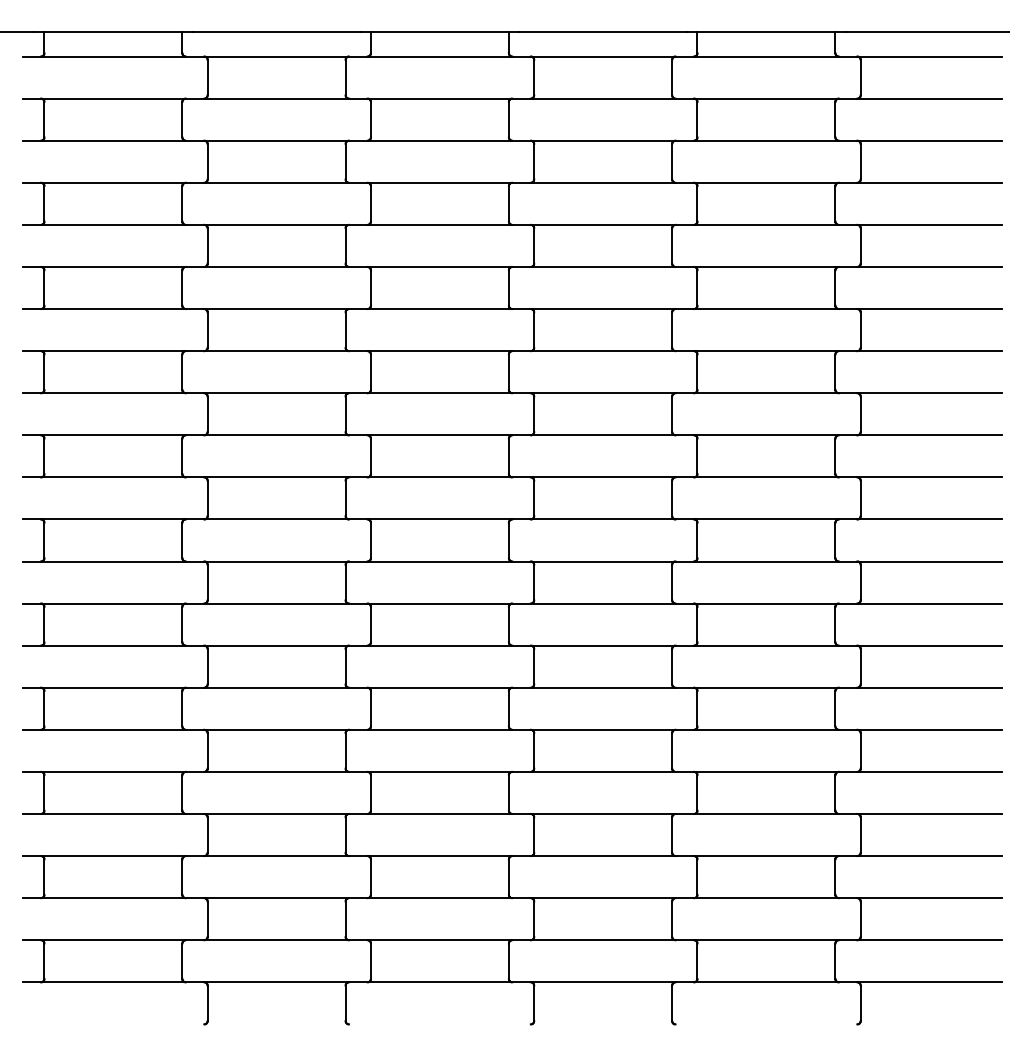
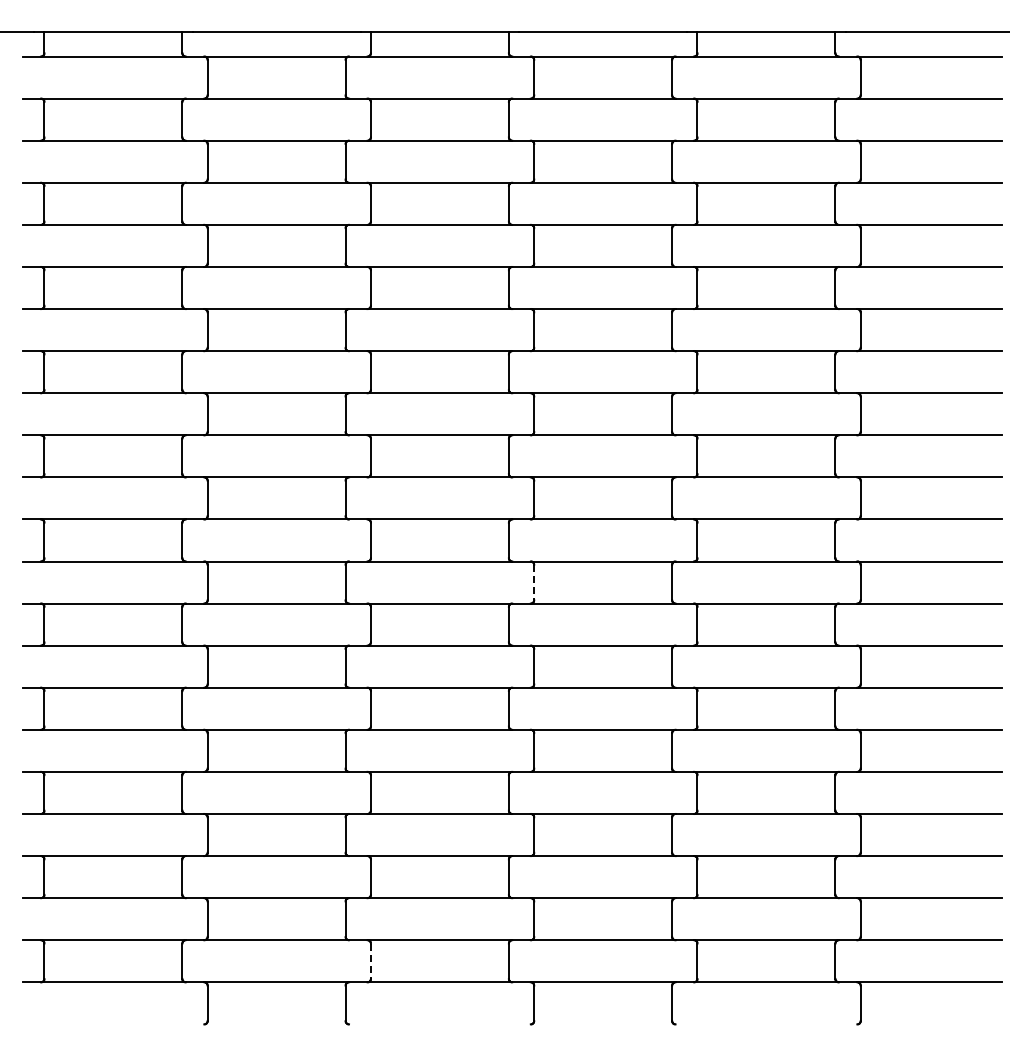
line: solid -> dashed (534, 582)
line: solid -> dashed (370, 961)
